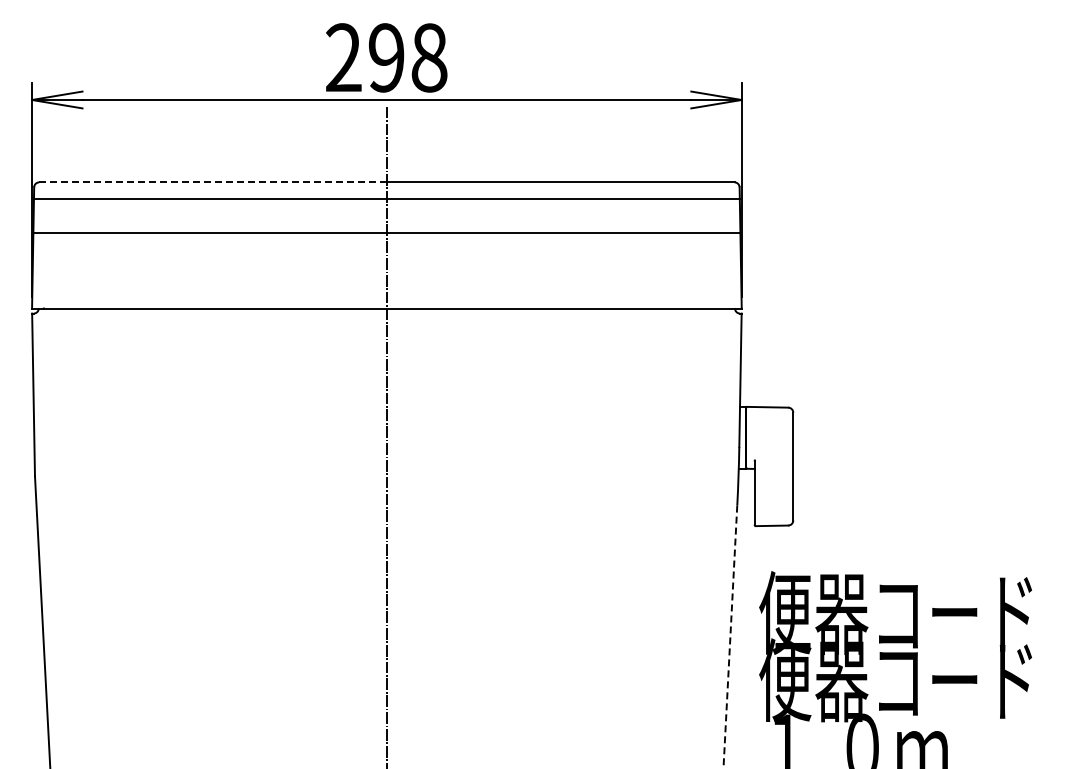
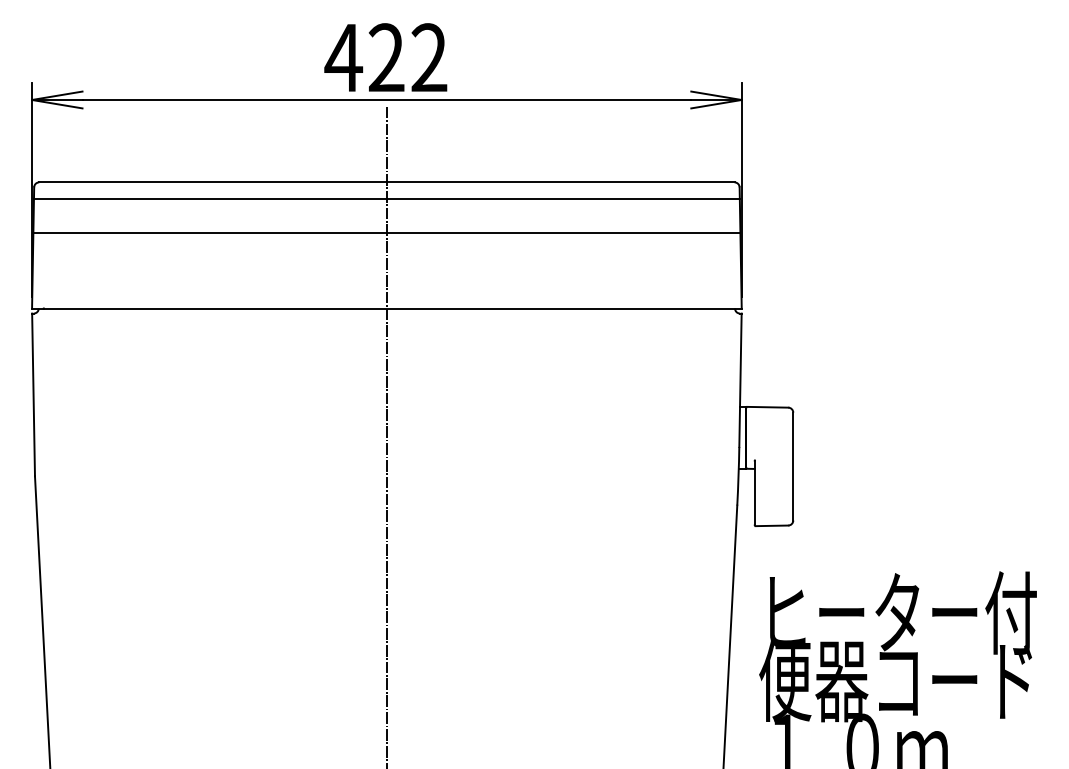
text: 298 -> 422 (385, 57)
line: dashed -> solid (213, 182)
text: 便器コード -> ヒーター付 (897, 612)
line: dashed -> solid (730, 637)
